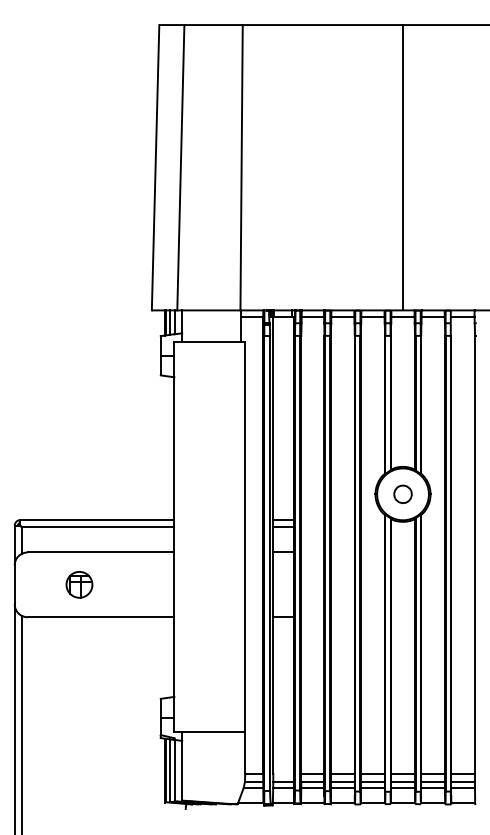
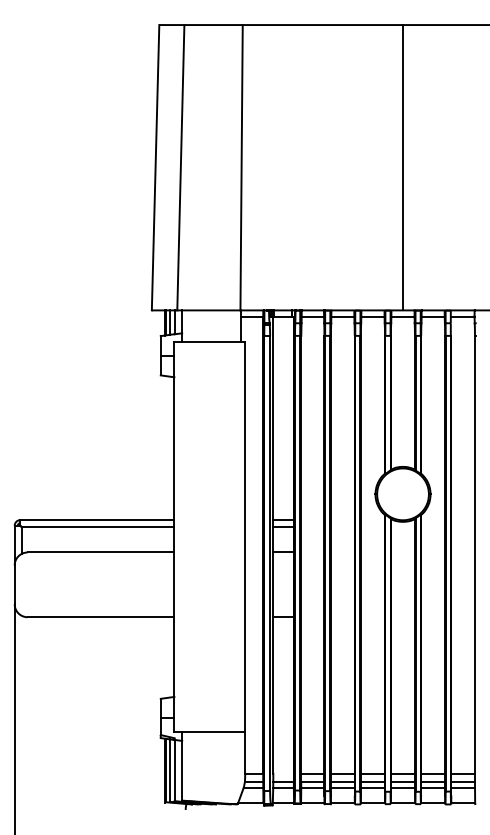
part: present -> none (402, 493)
part: present -> none (79, 584)
line: present -> none (21, 723)
